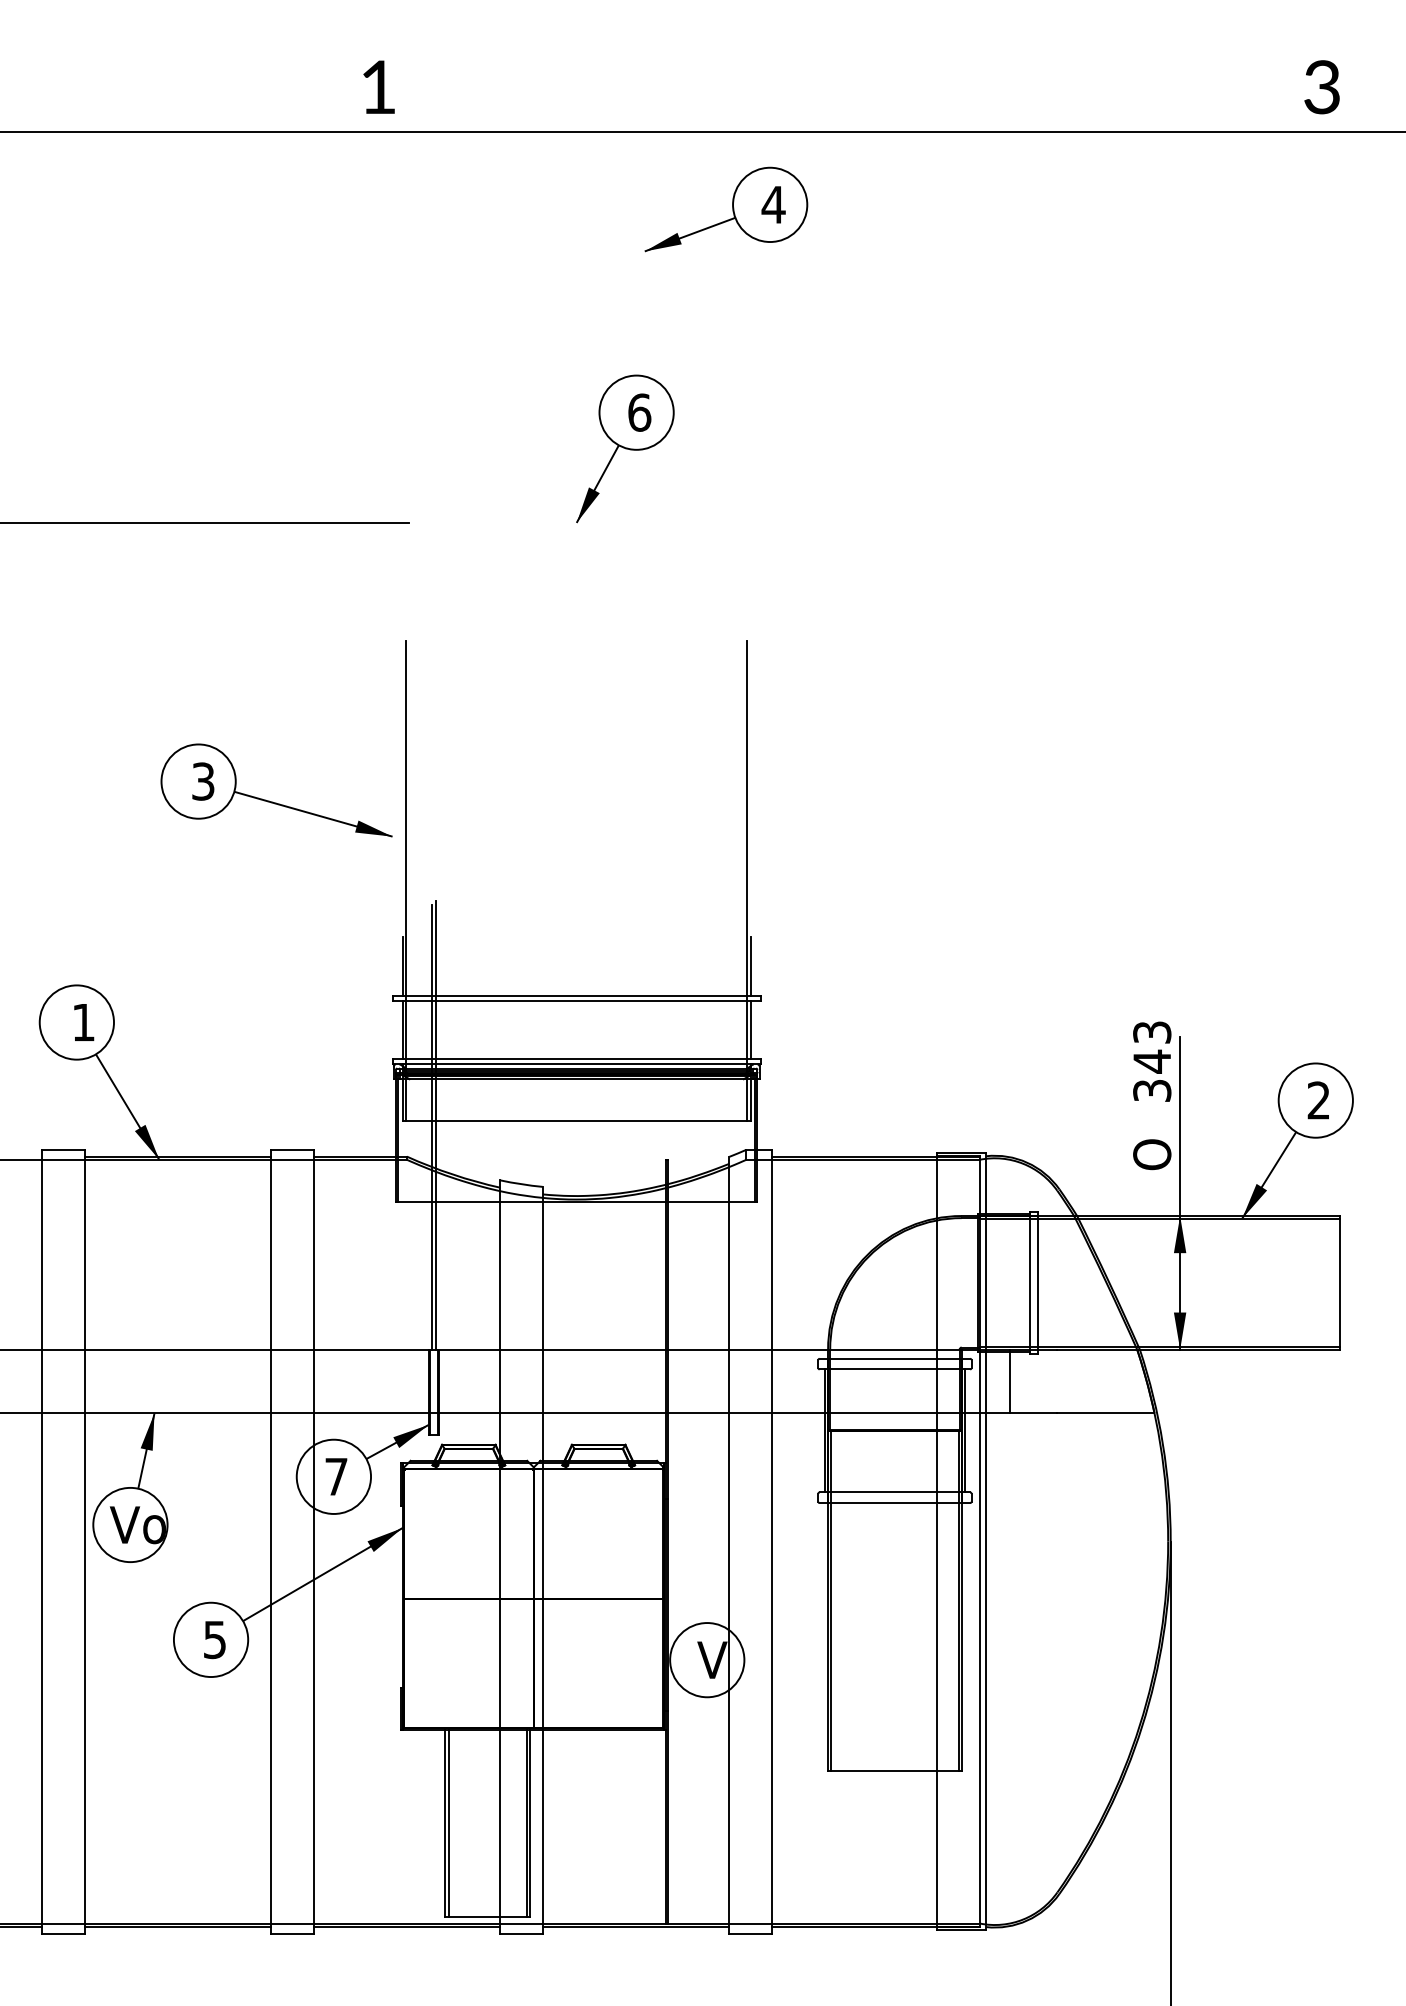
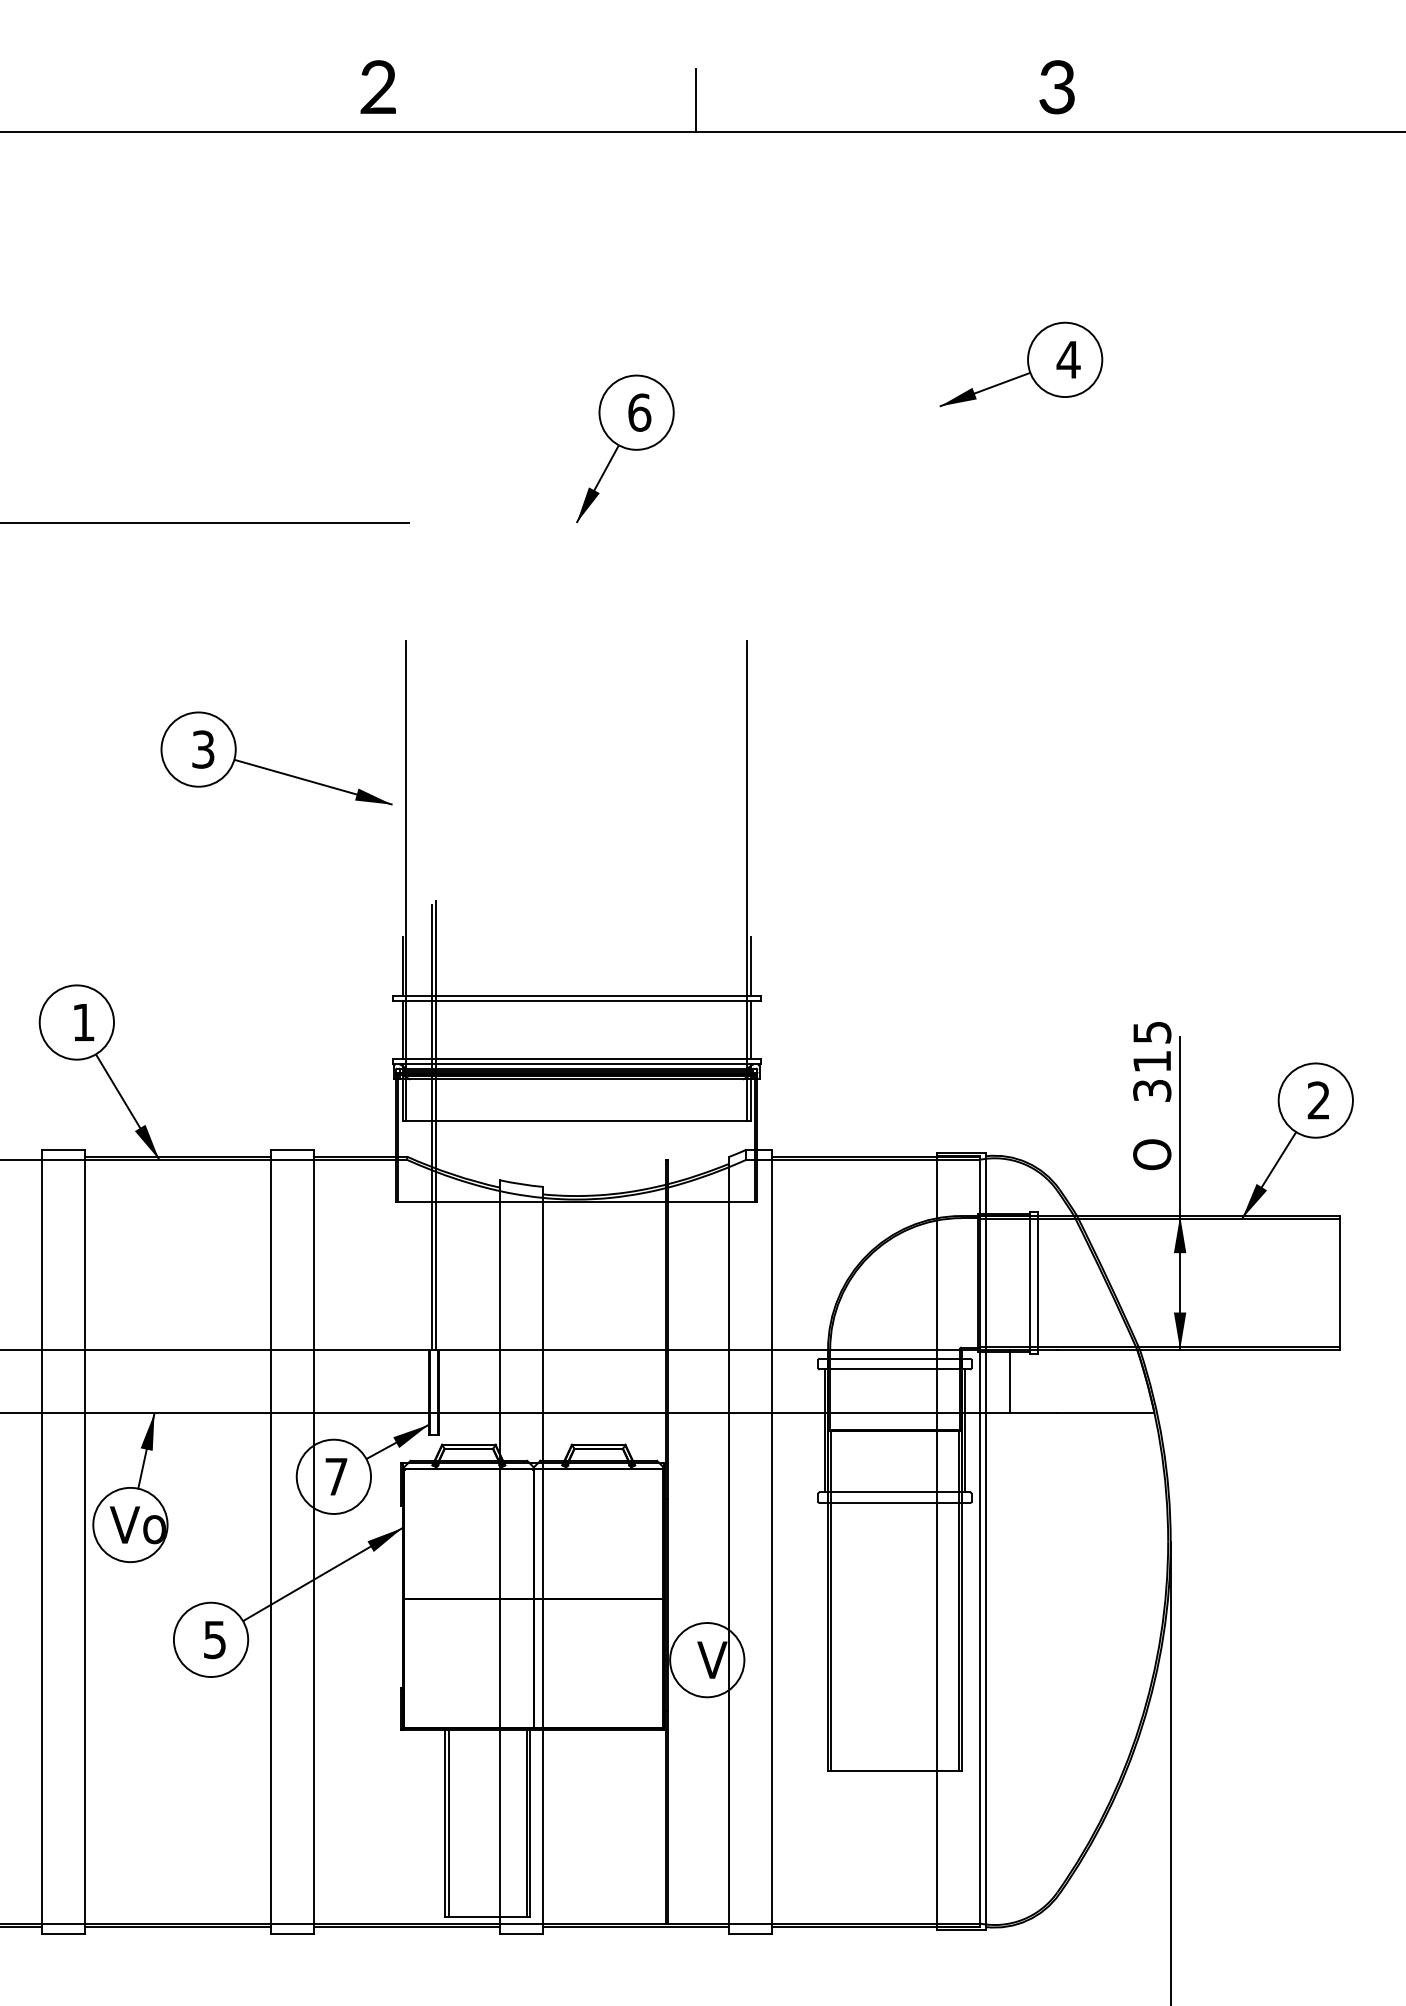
text: 1 -> 2 (377, 86)
text position: (1321, 87) -> (1056, 87) (1056, 87)
line: none -> present (696, 100)
part position: (726, 209) -> (1021, 364) (1021, 364)
part position: (272, 801) -> (272, 769) (272, 769)
text: 343 -> 315 (1151, 1047)
